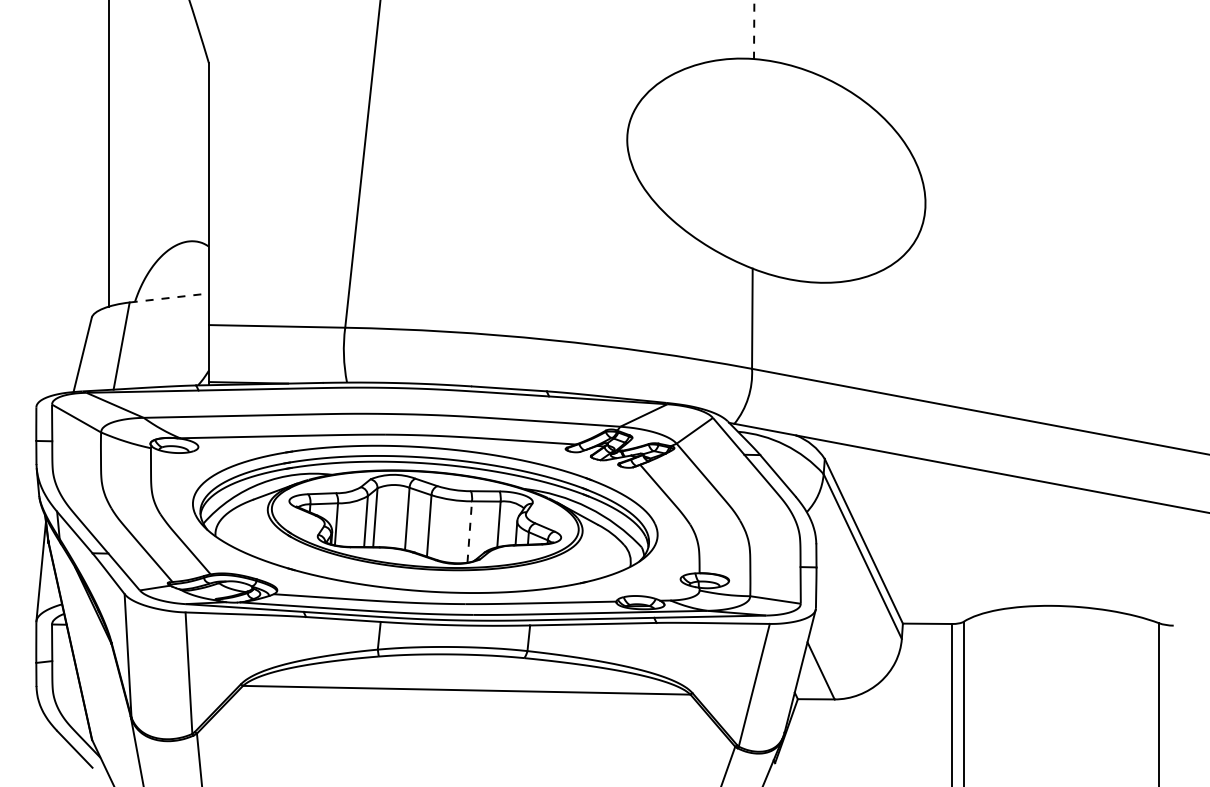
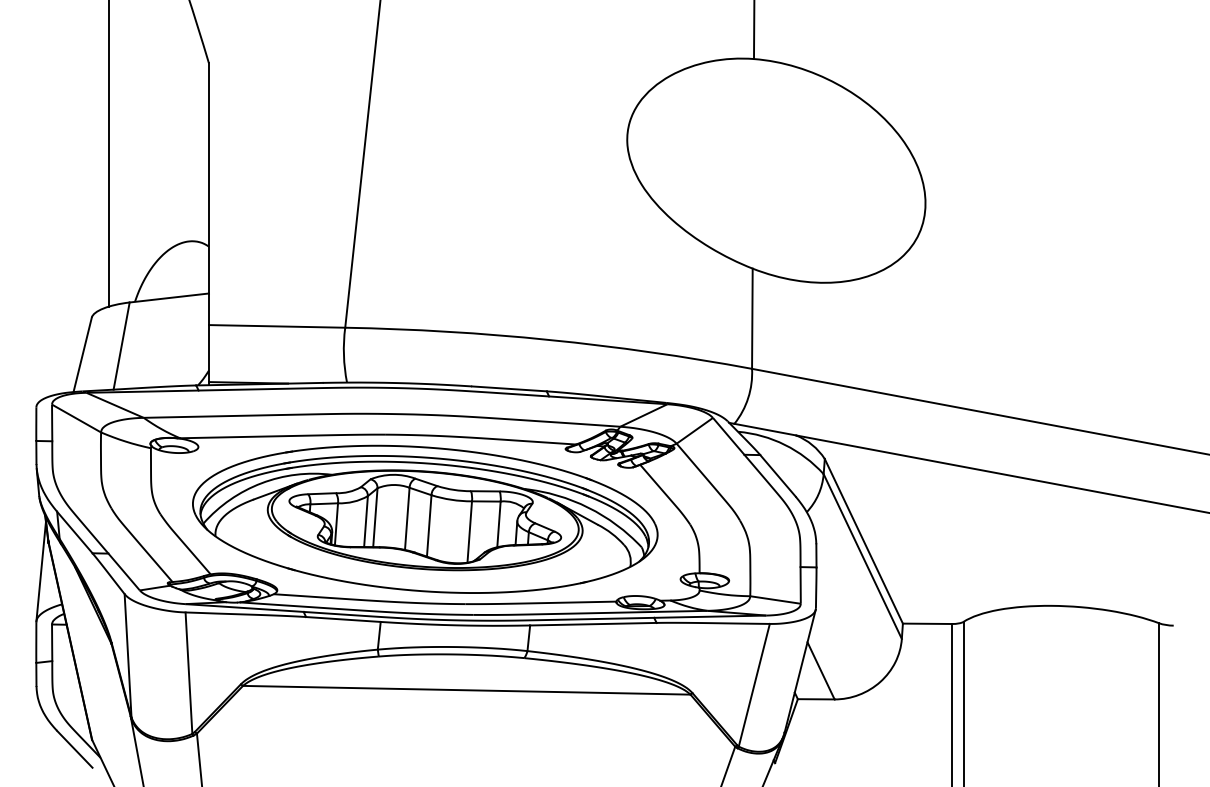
line: dashed -> solid (754, 30)
line: dashed -> solid (169, 298)
line: dashed -> solid (469, 532)
